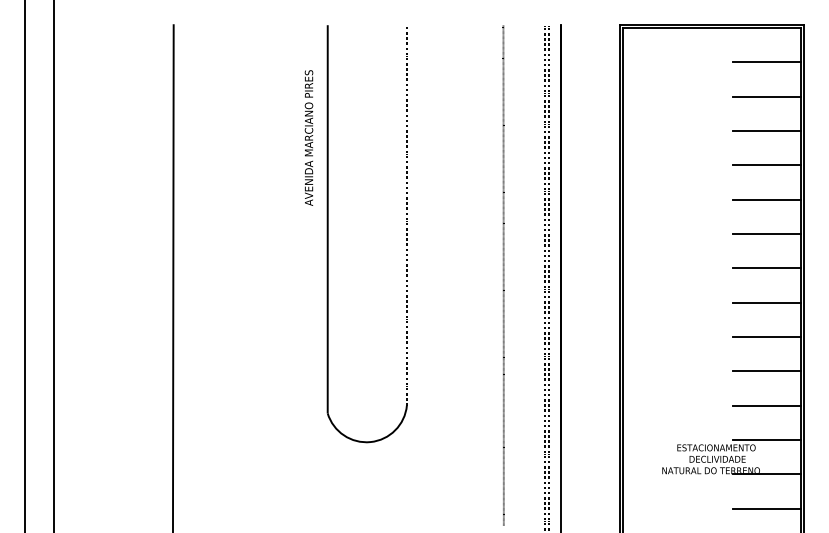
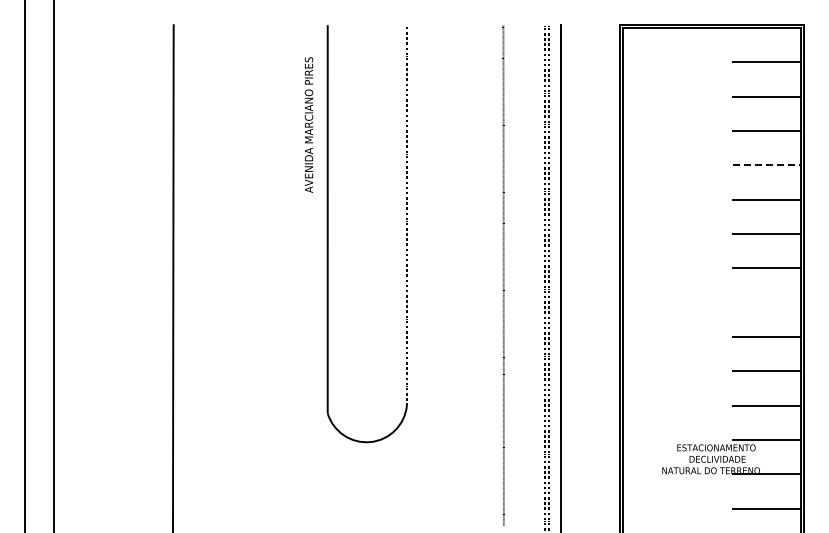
text position: (308, 137) -> (308, 124) (308, 124)
line: solid -> dashed (767, 165)
line: present -> none (766, 302)
